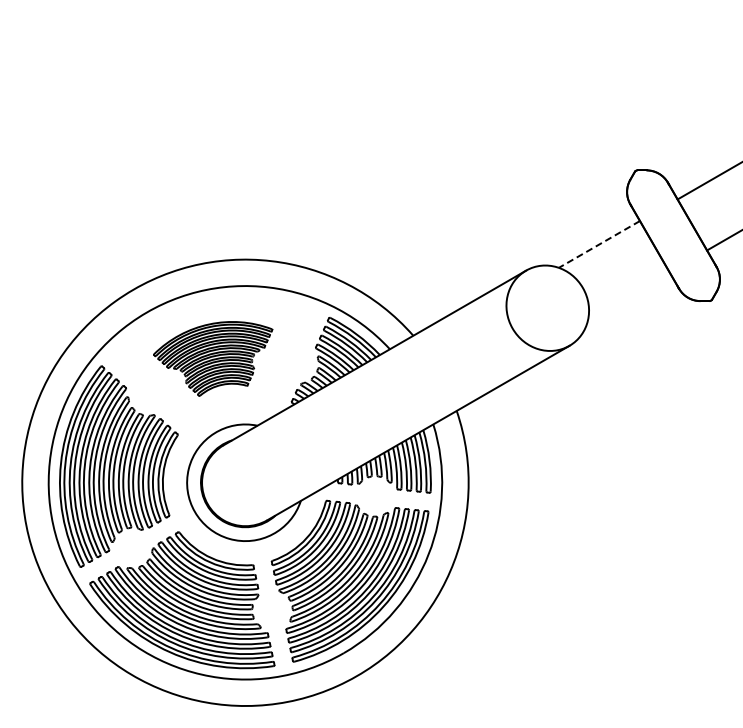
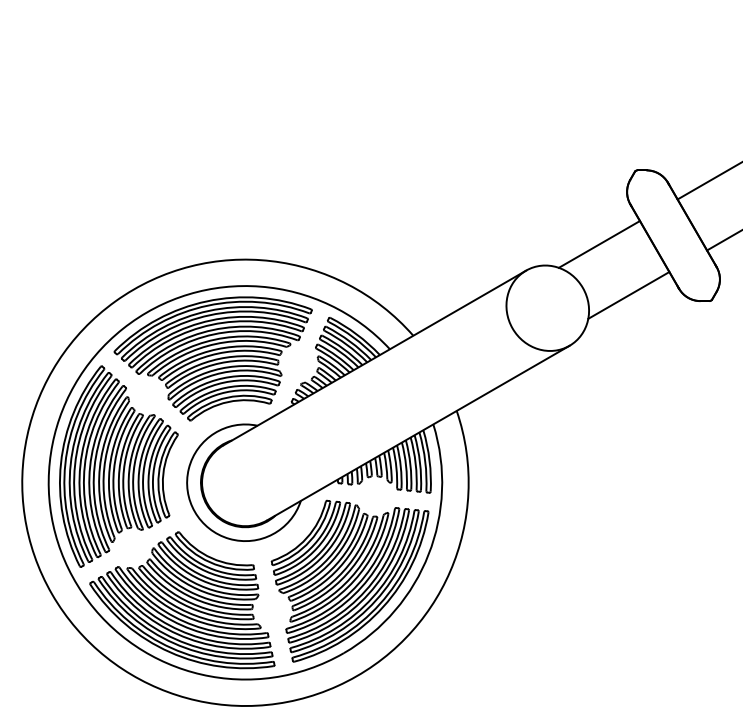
line: dashed -> solid (599, 244)
line: none -> present (628, 295)
part size: 121x76 px -> 200x126 px (212, 358)
